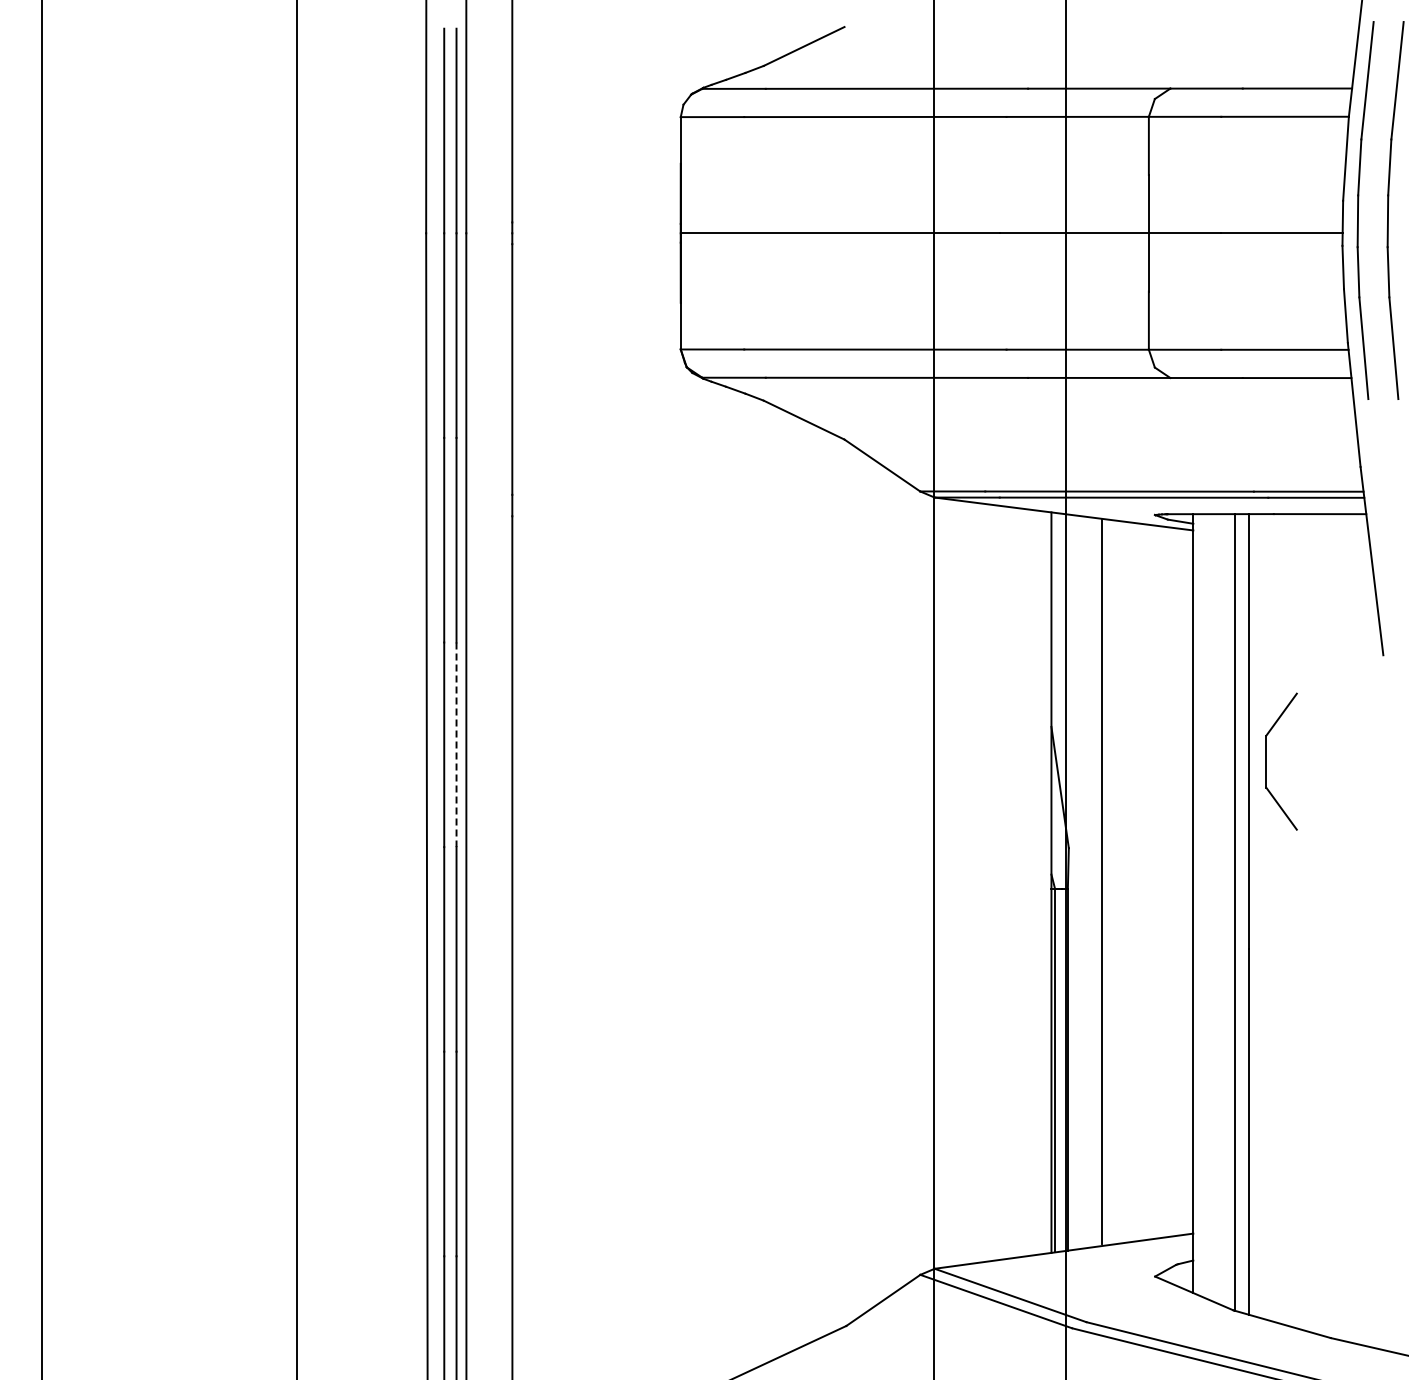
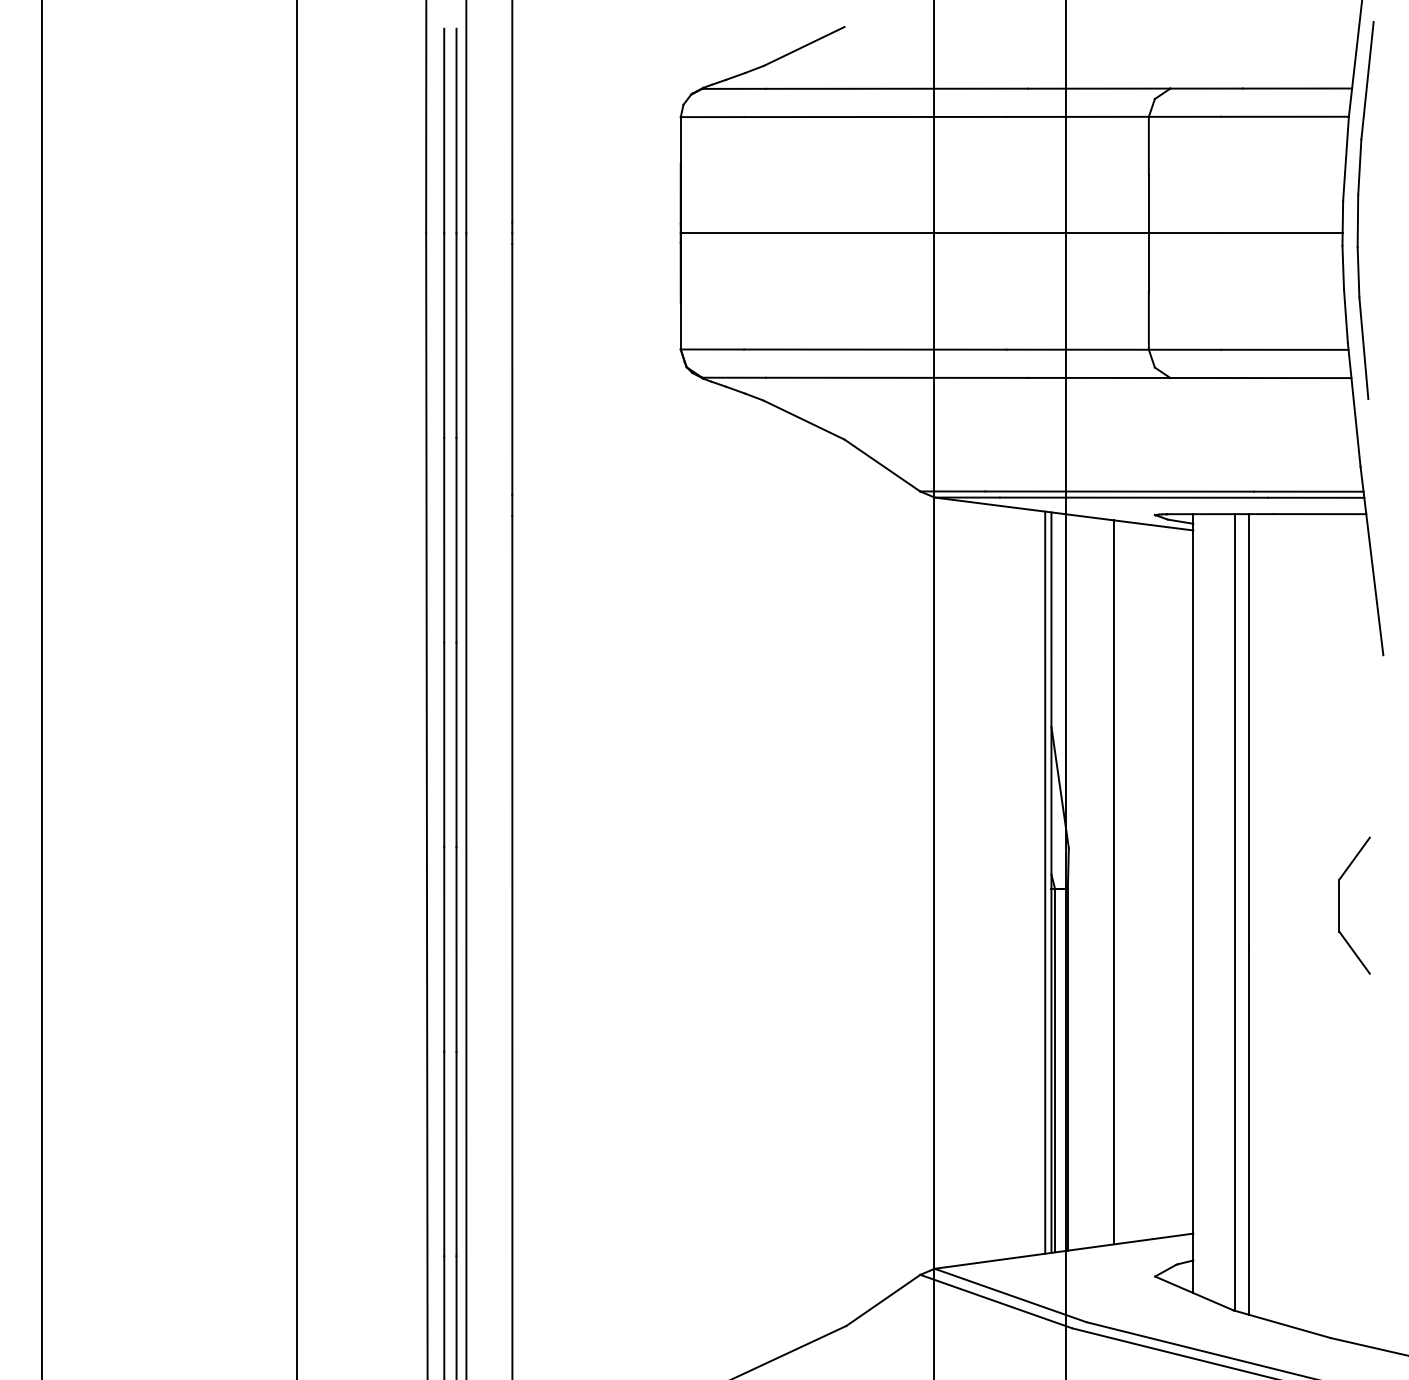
part: present -> none (1388, 210)
line: dashed -> solid (456, 745)
part position: (1266, 761) -> (1339, 905) (1339, 905)
line: none -> present (1045, 882)
line position: (1101, 882) -> (1113, 882) (1113, 882)
